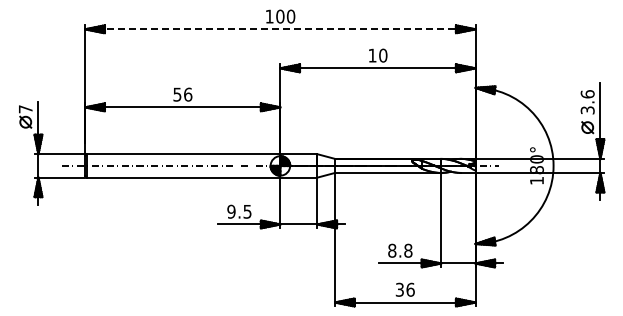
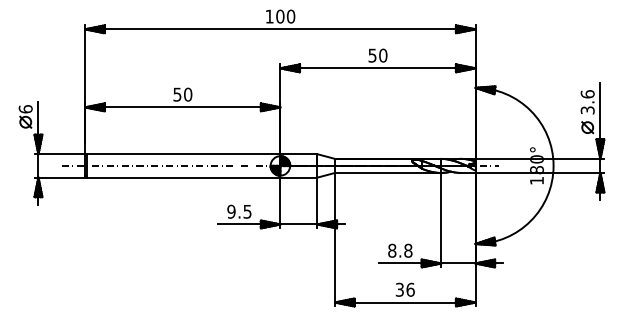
line: dashed -> solid (280, 29)
text: 10 -> 50 (372, 55)
text: 56 -> 50 (188, 94)
text: 7 -> 6 (25, 109)
